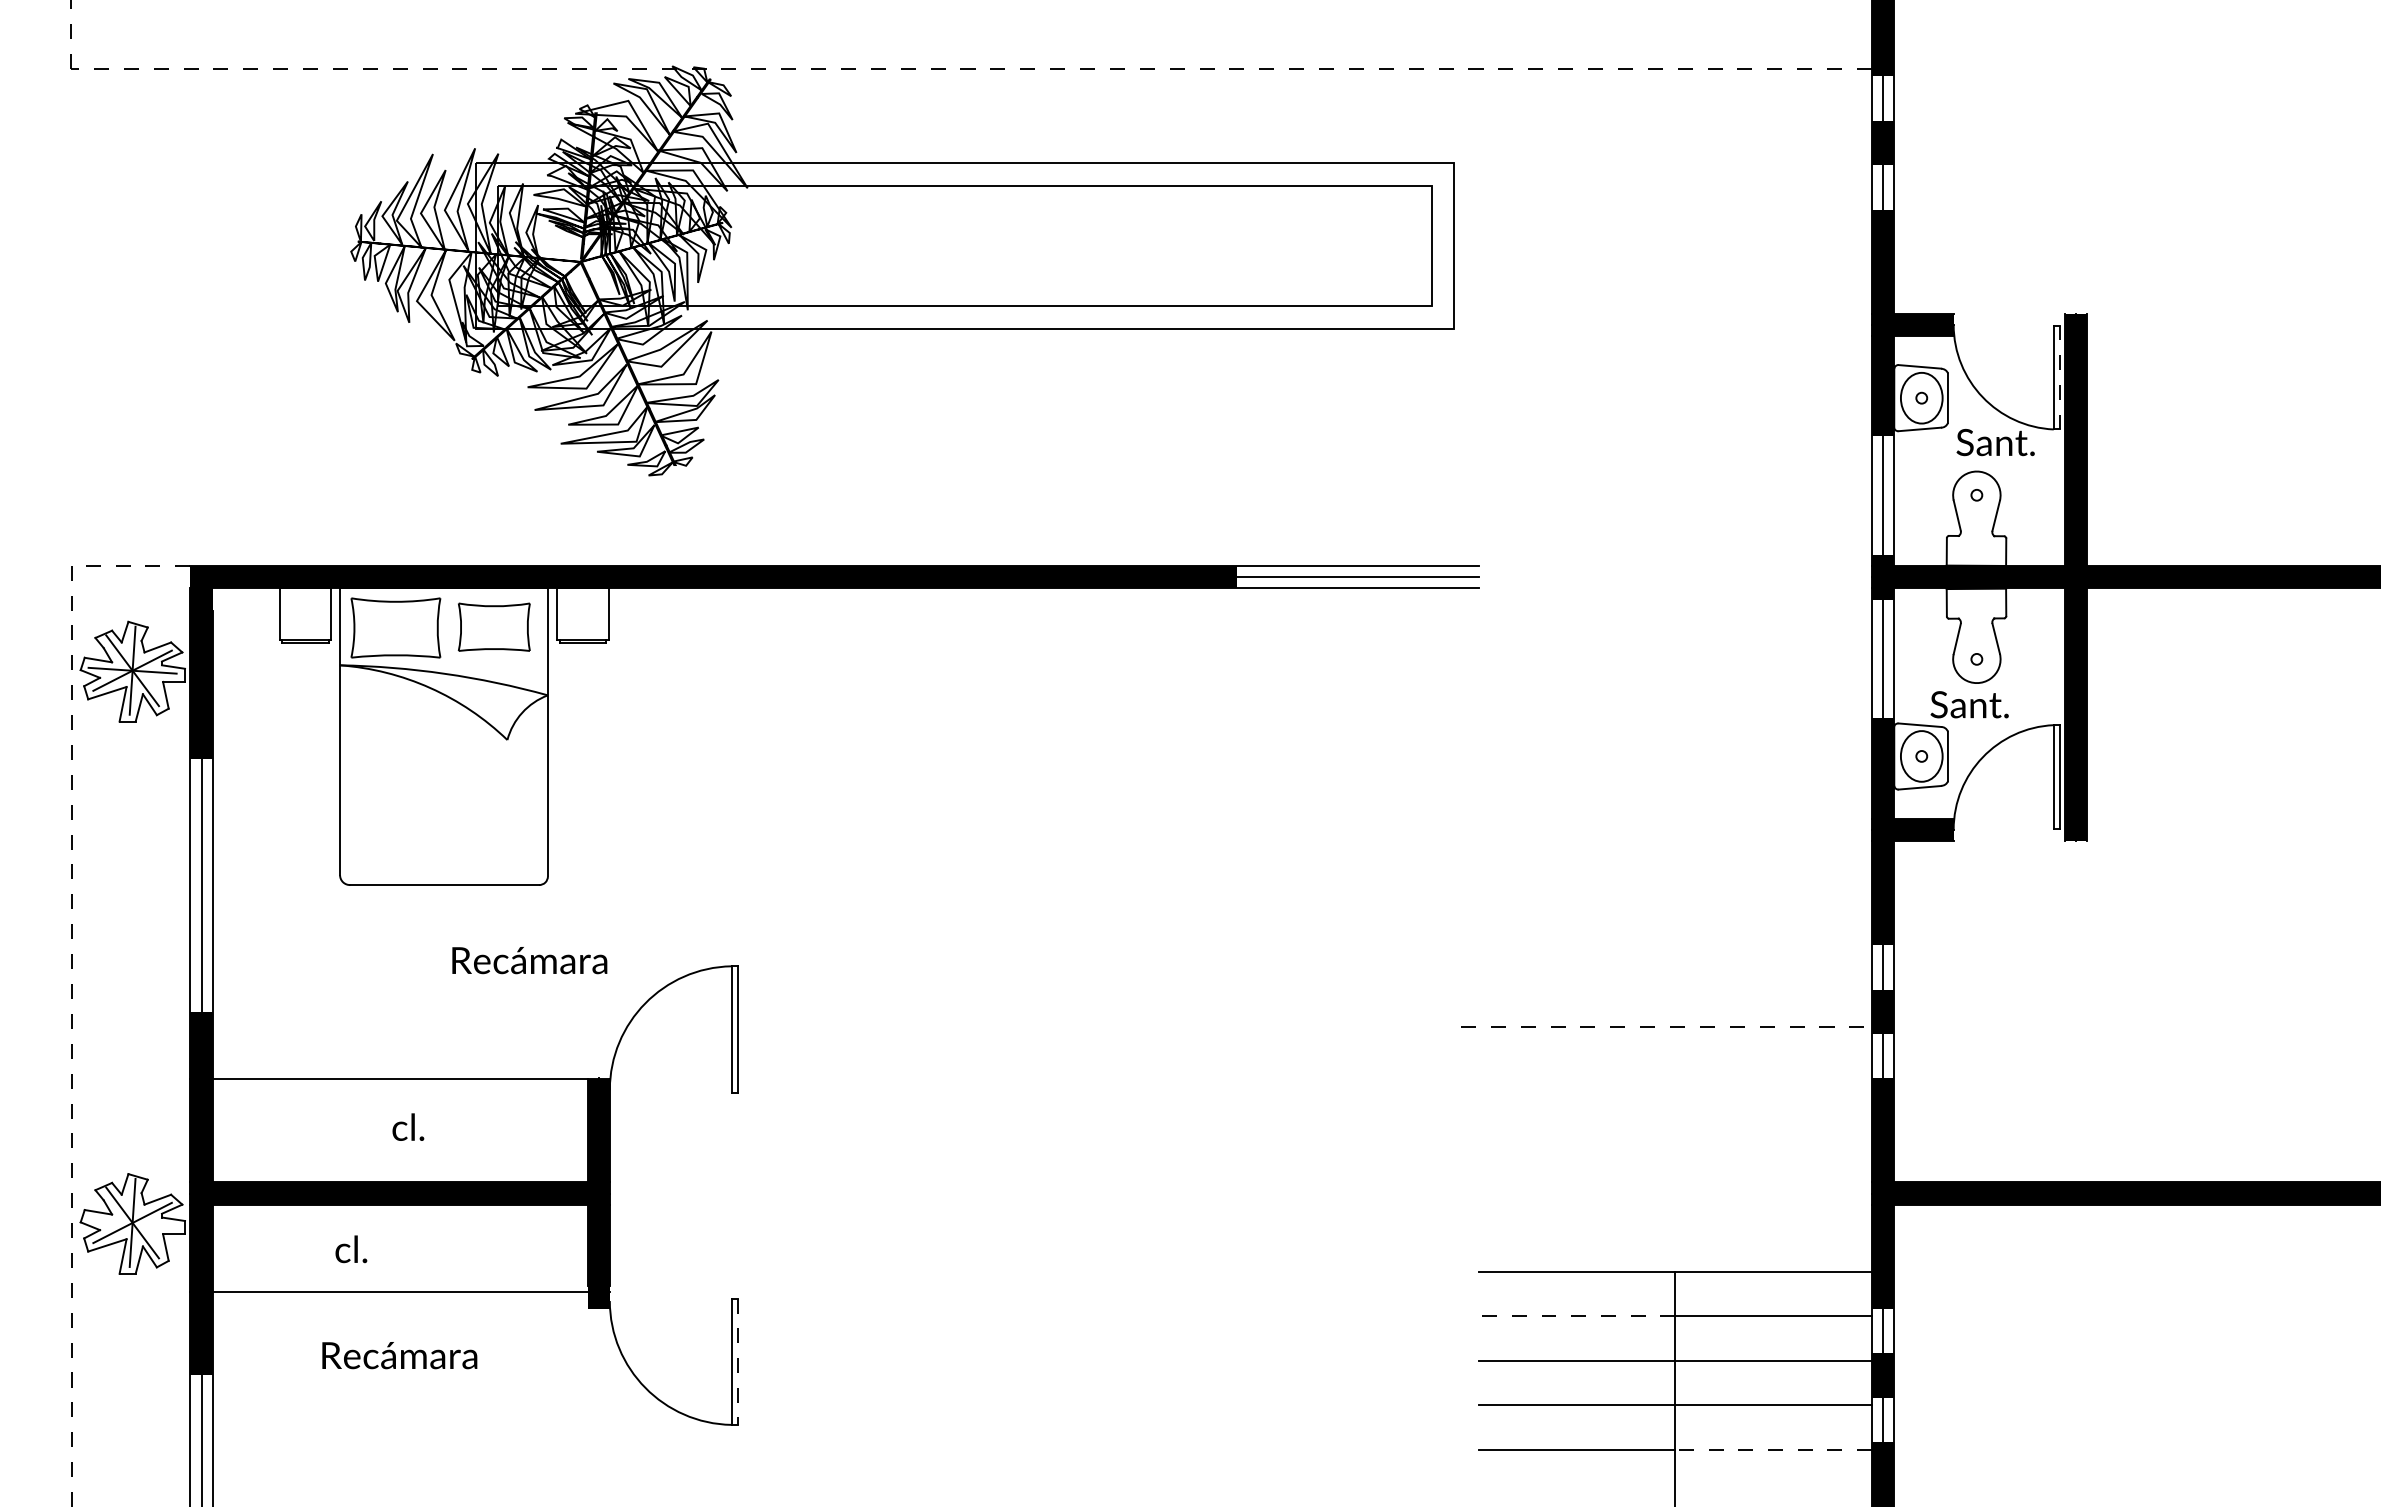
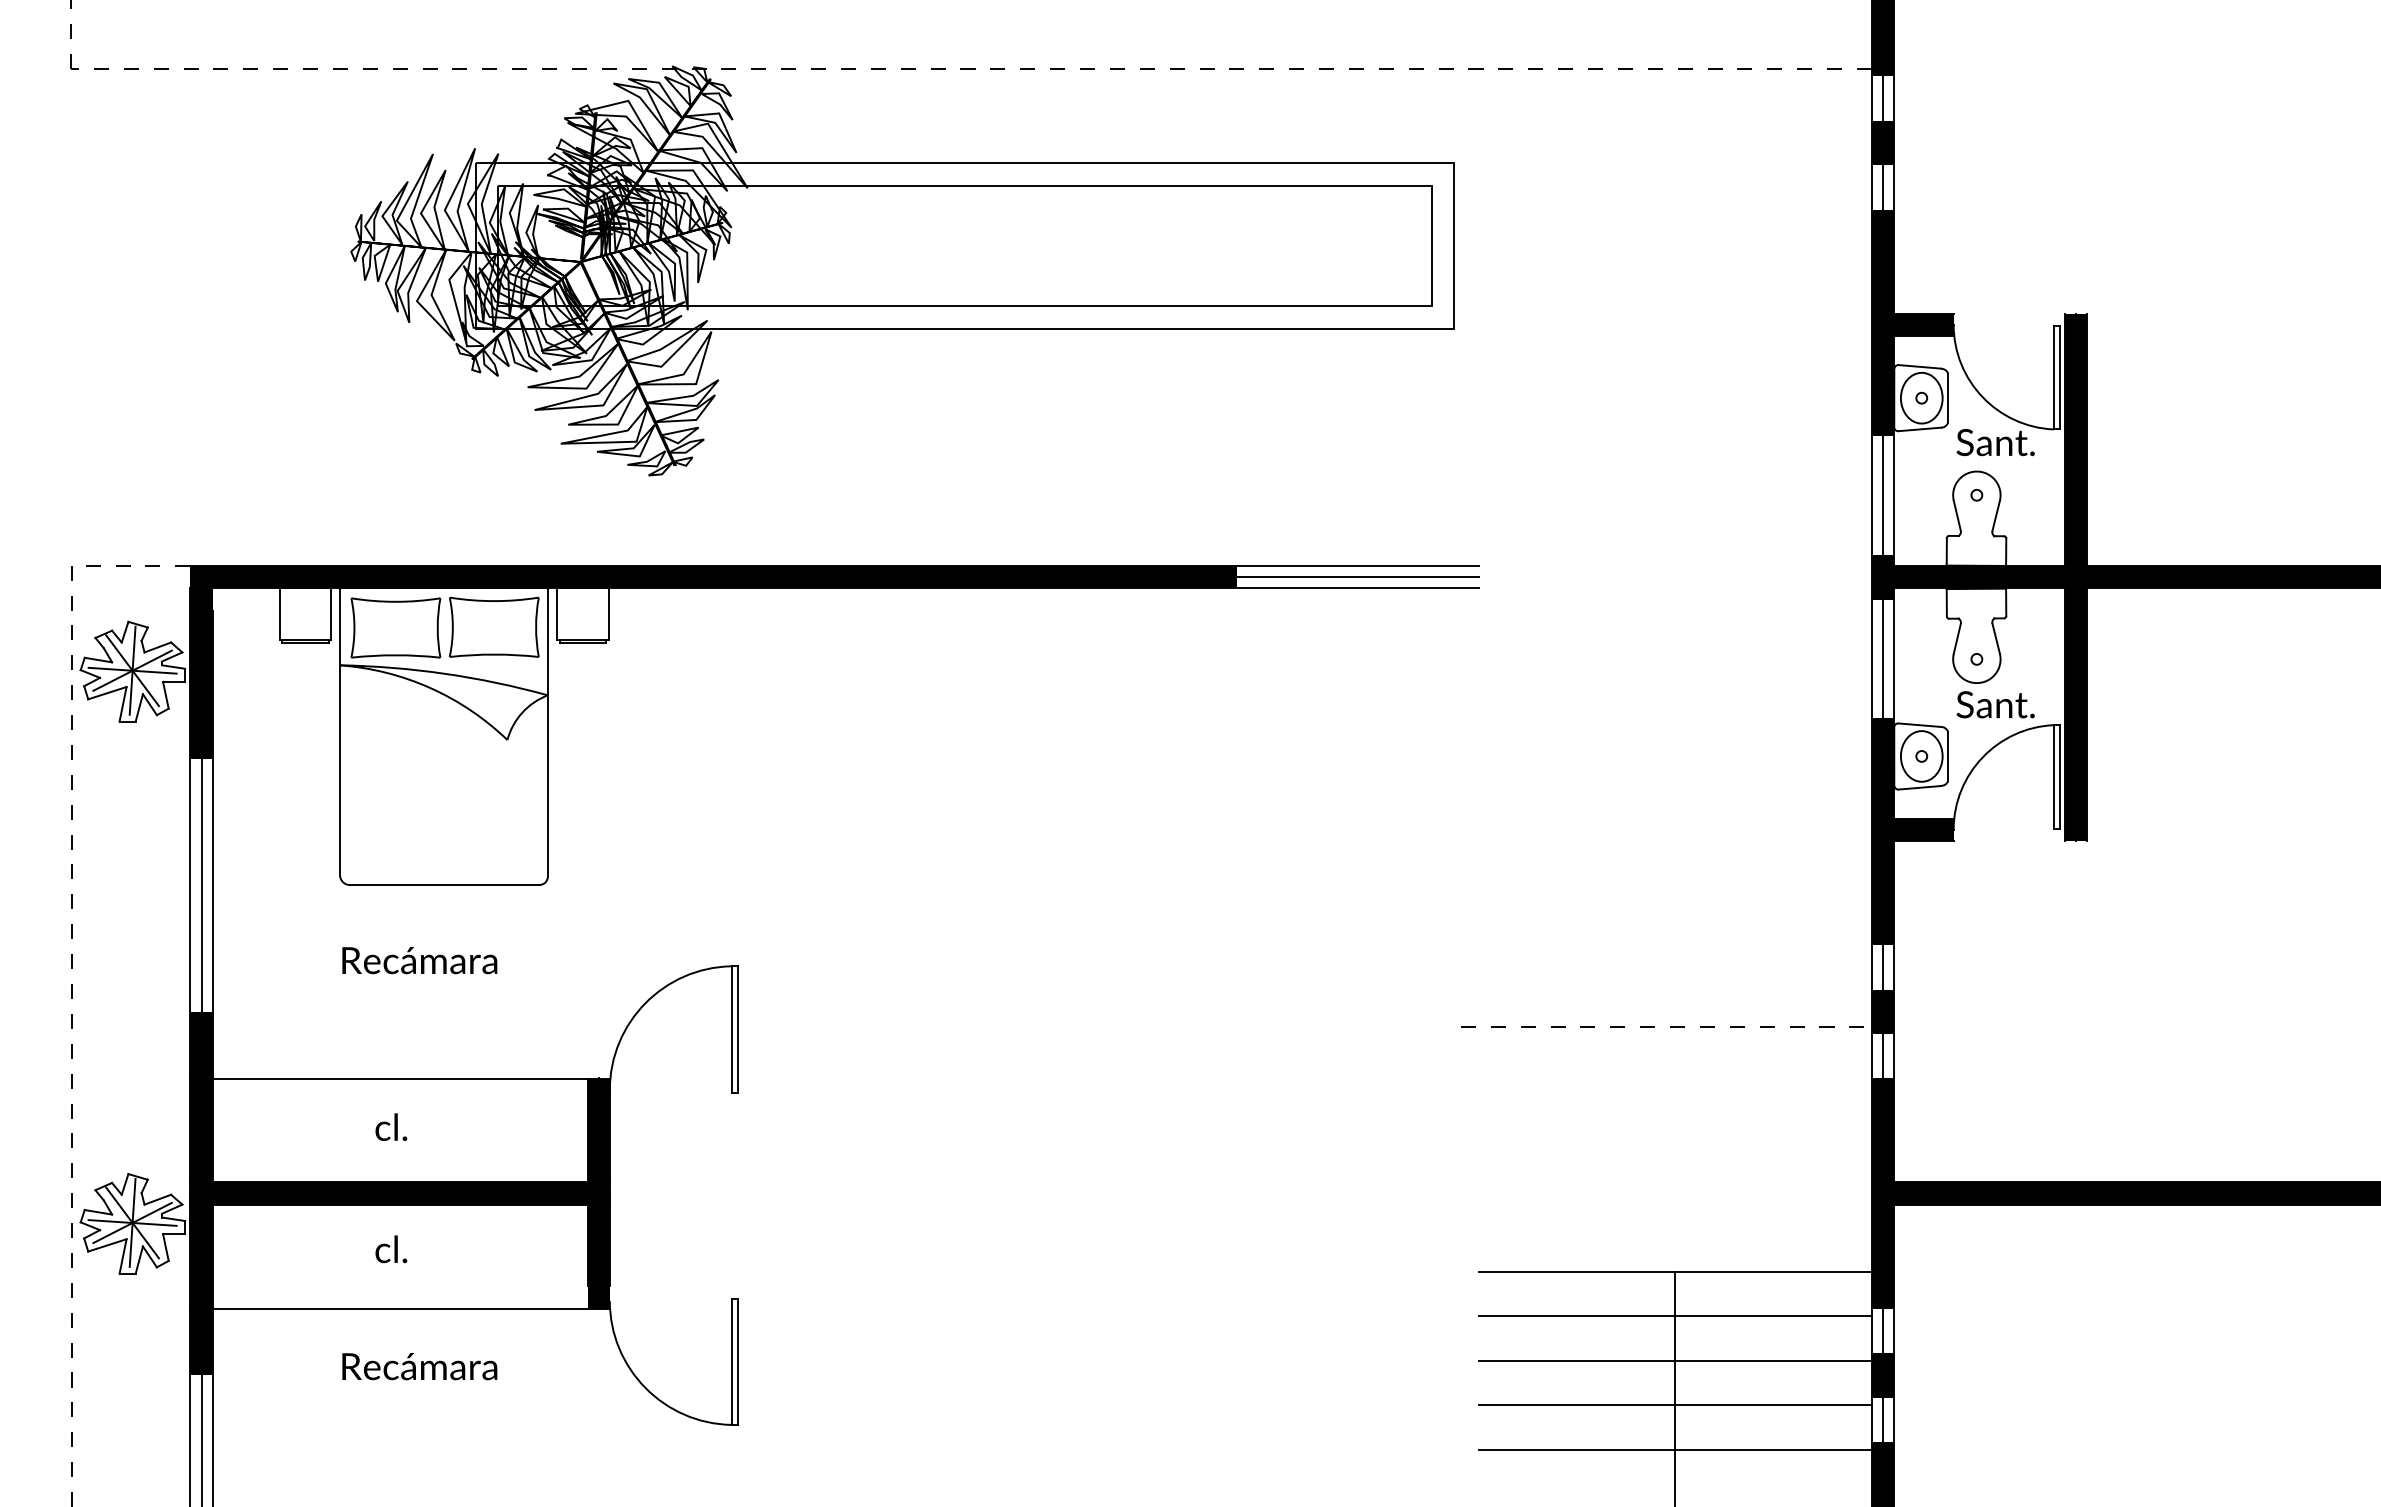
line: dashed -> solid (2059, 377)
part size: 74x50 px -> 91x62 px (494, 626)
text position: (1969, 704) -> (1995, 704) (1995, 704)
text position: (529, 960) -> (419, 960) (419, 960)
text position: (408, 1126) -> (391, 1126) (391, 1126)
line: none -> present (132, 1222)
text position: (351, 1249) -> (391, 1249) (391, 1249)
line position: (399, 1291) -> (399, 1308) (399, 1308)
line: dashed -> solid (1576, 1316)
text position: (399, 1355) -> (419, 1366) (419, 1366)
line: dashed -> solid (737, 1362)
line: dashed -> solid (1773, 1449)
